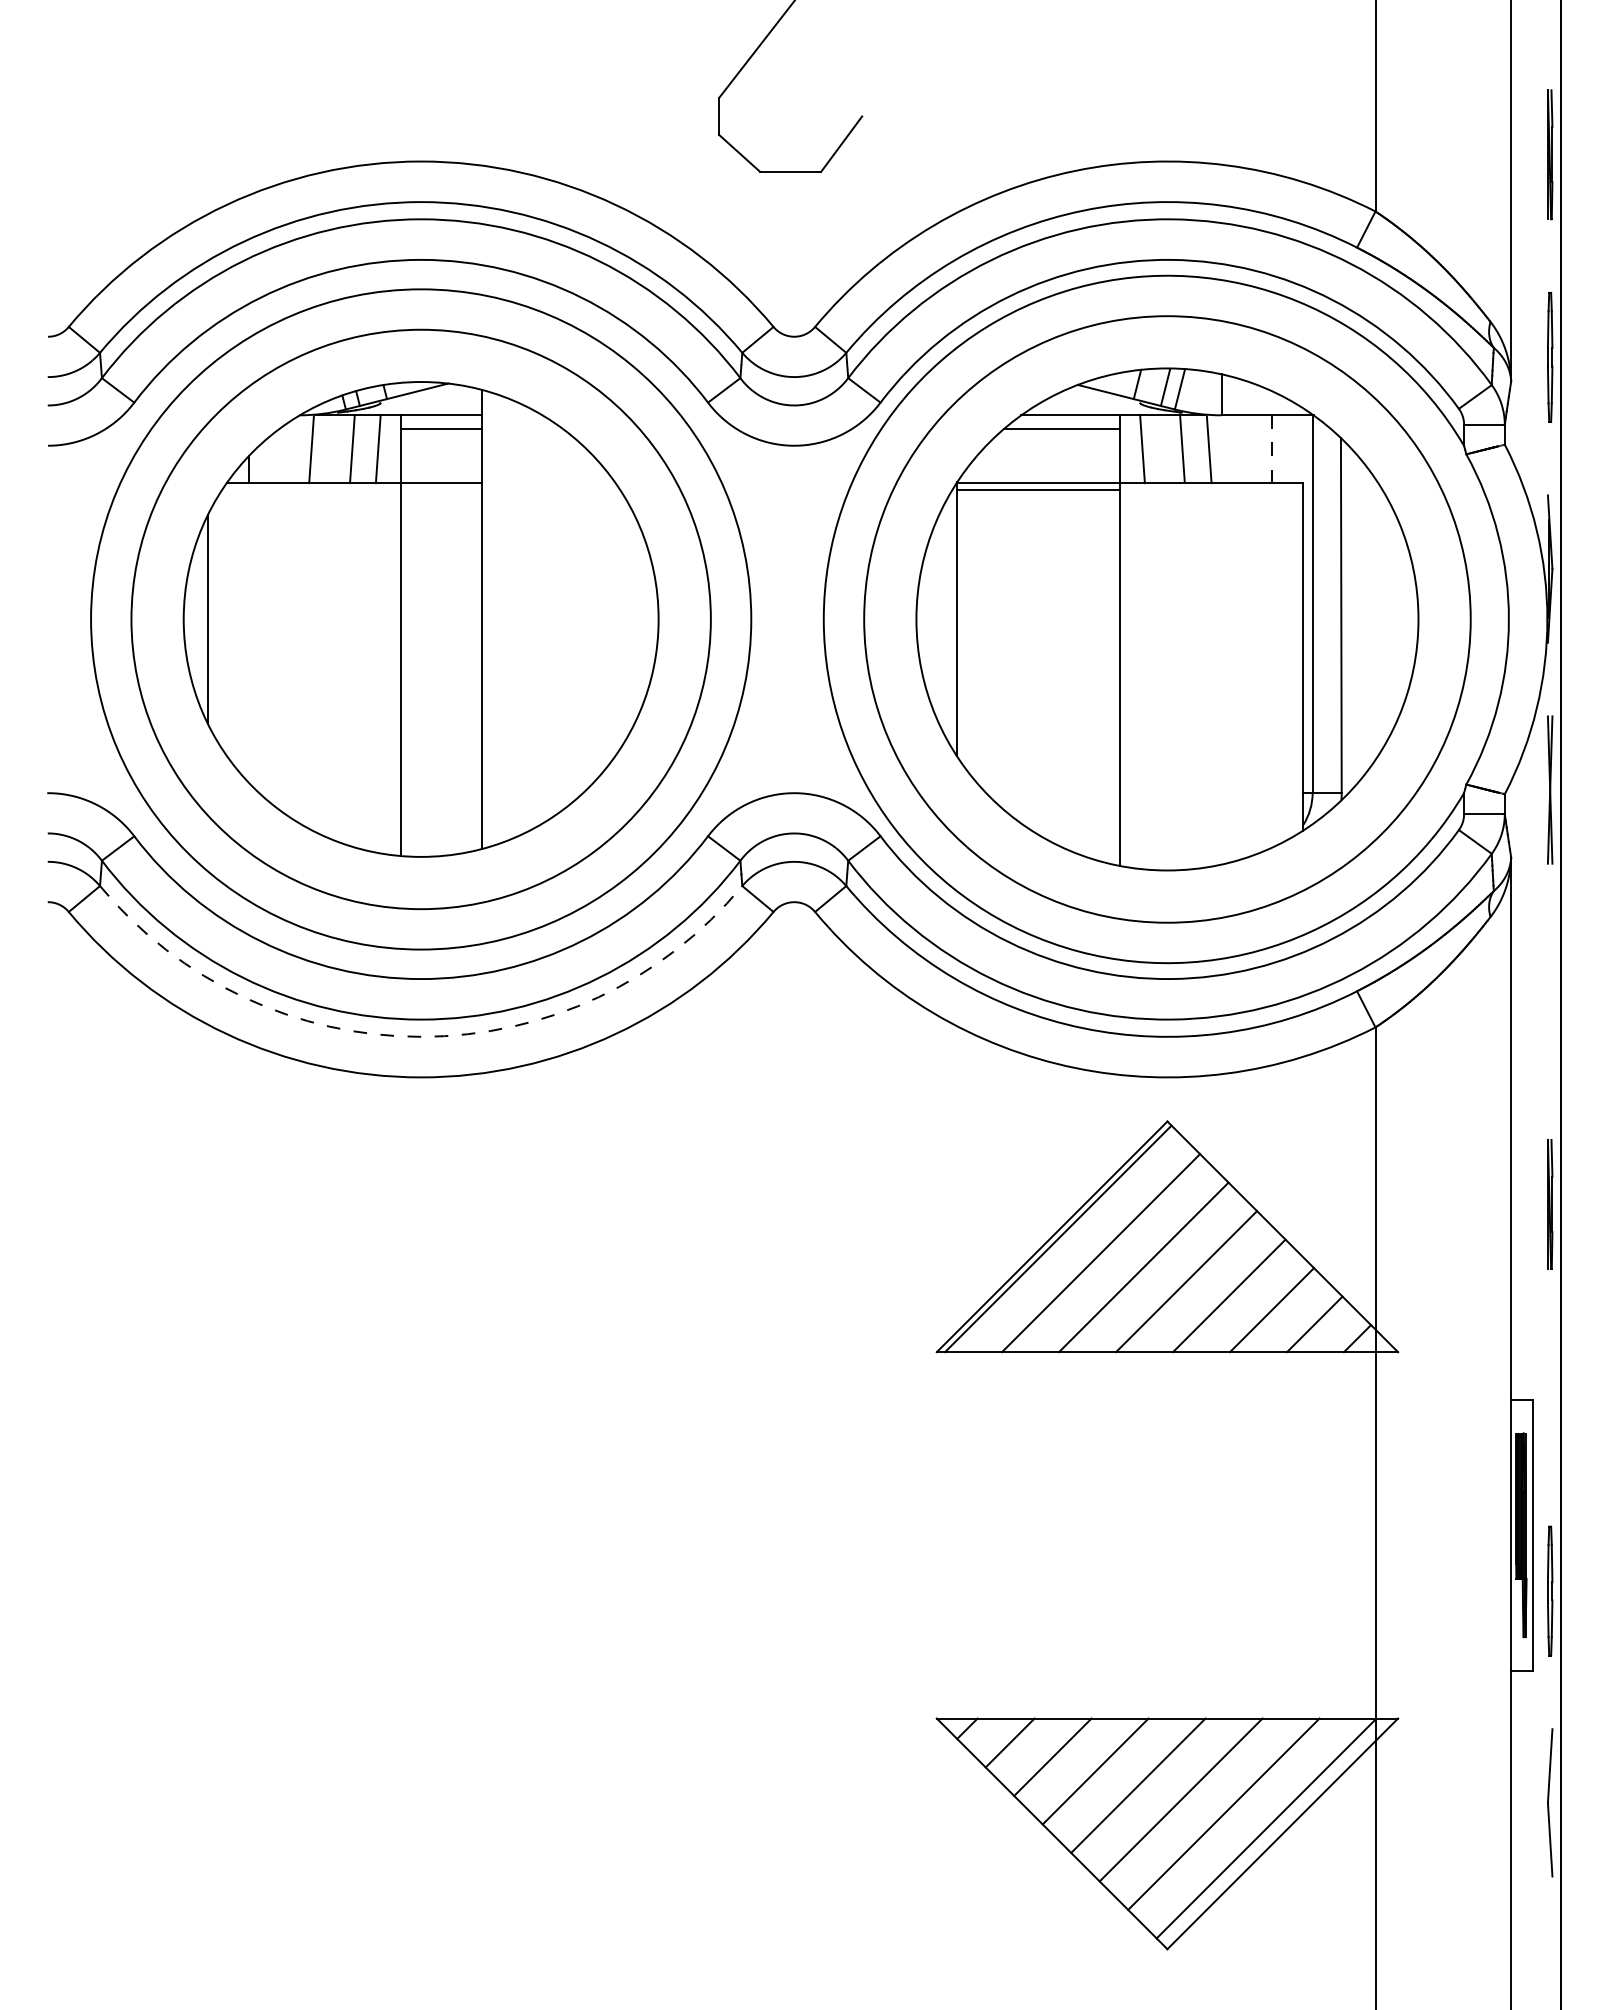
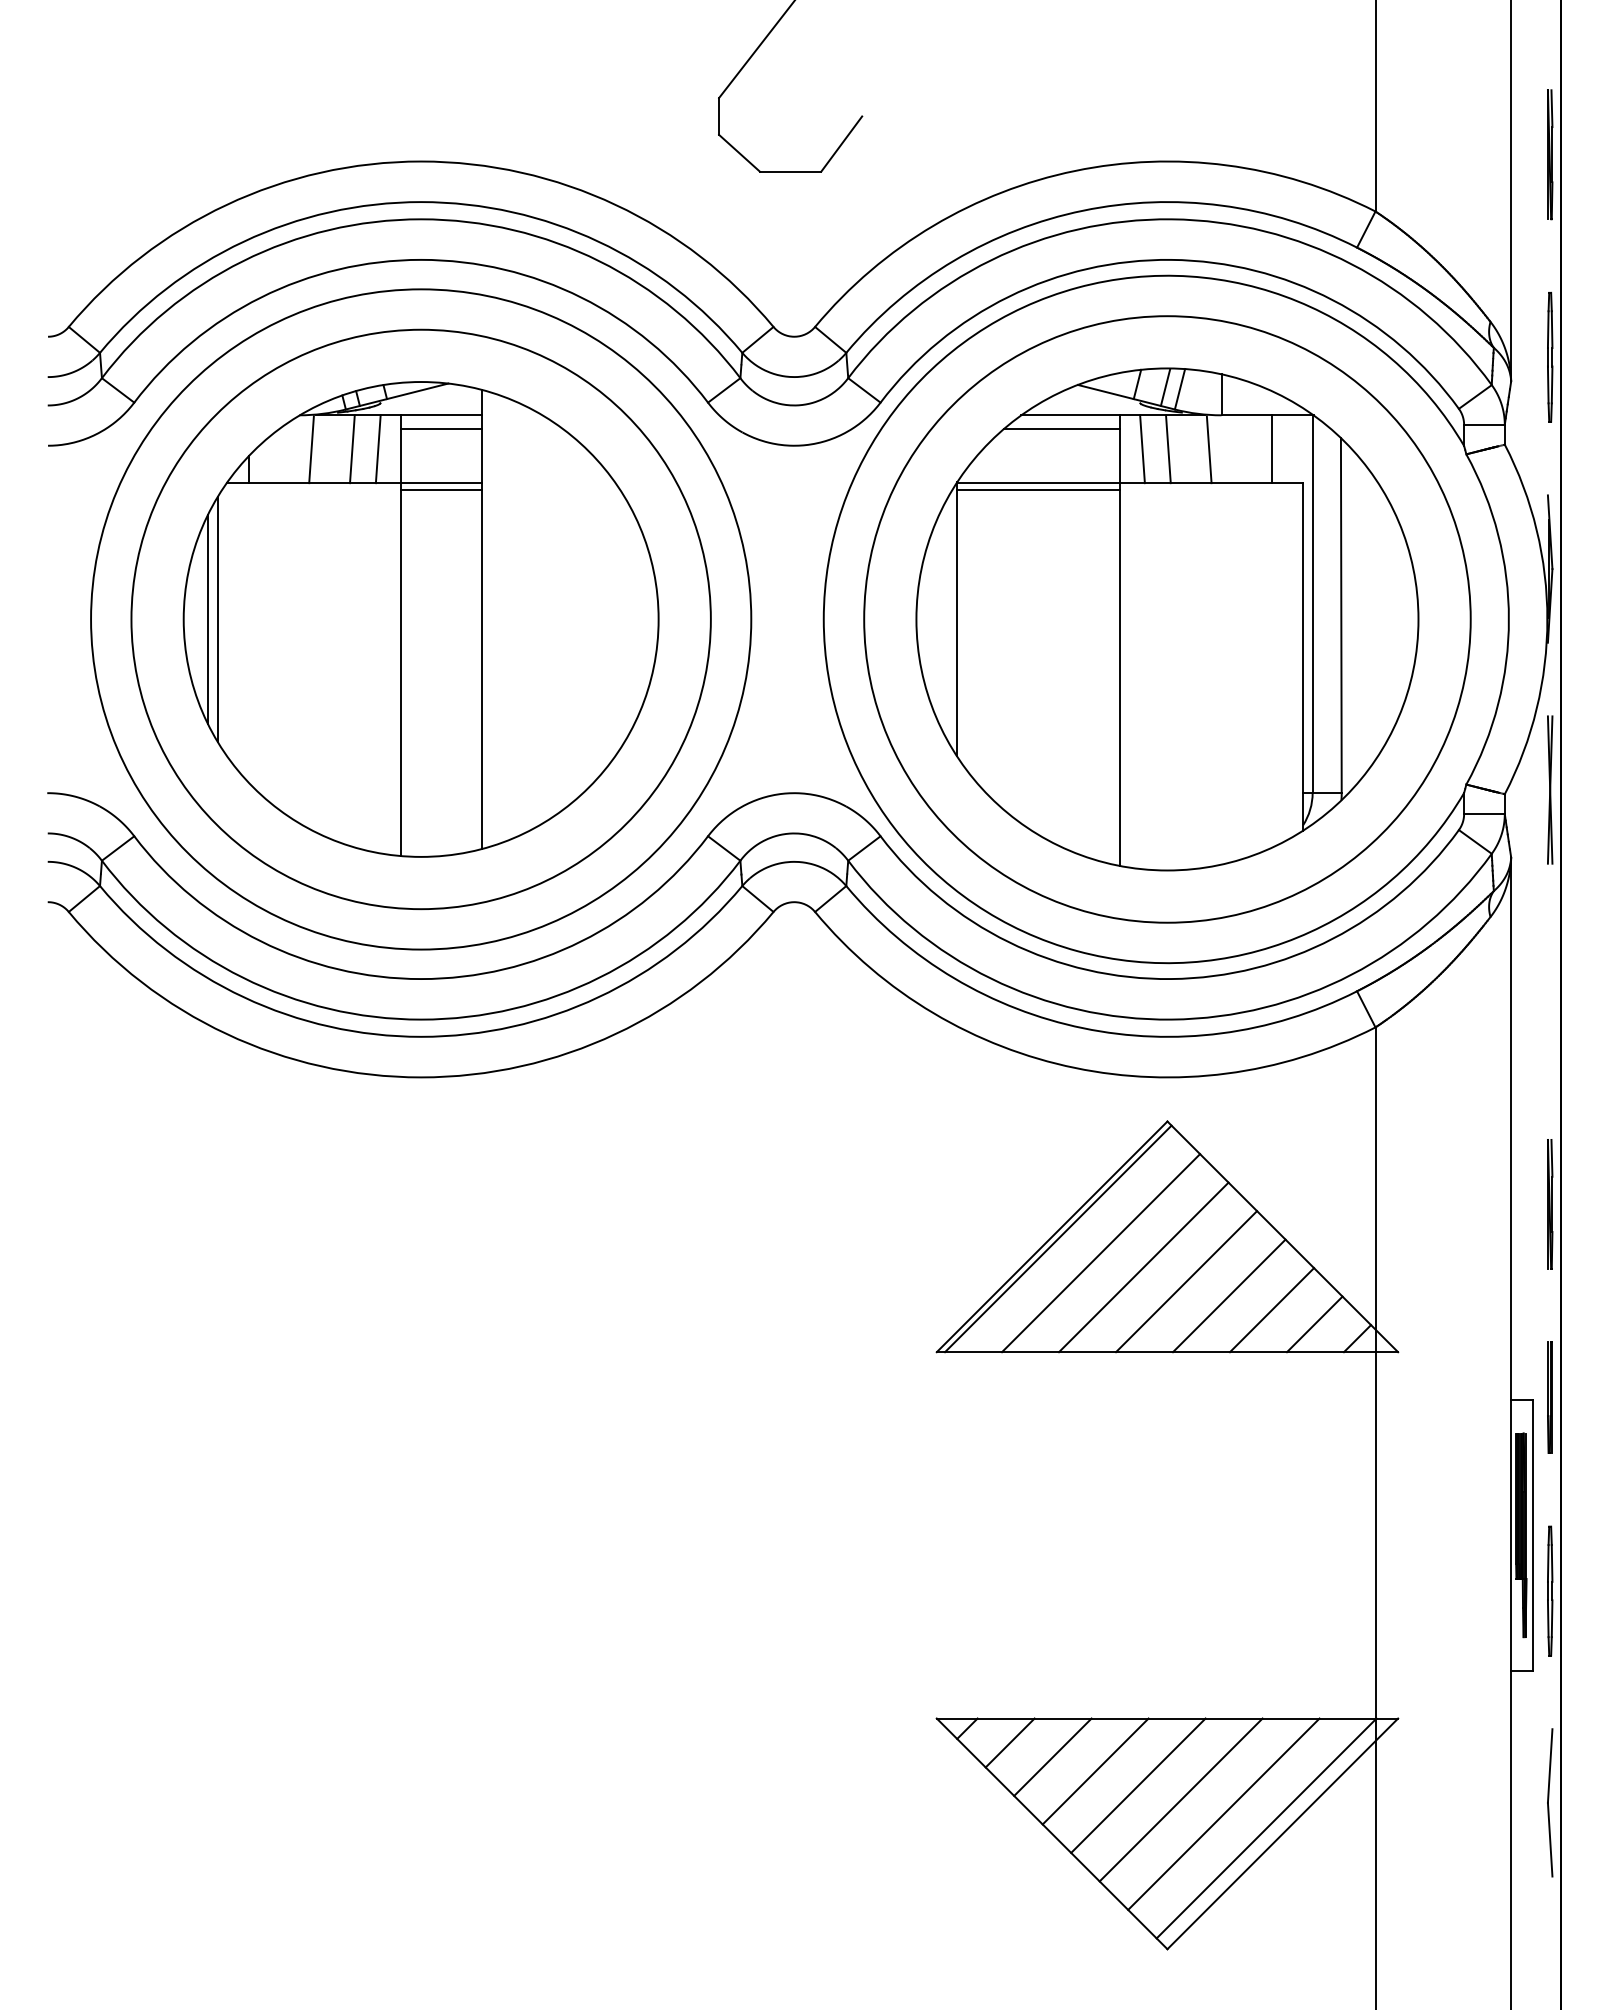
line position: (1182, 448) -> (1168, 449) (1168, 449)
line: dashed -> solid (1271, 449)
line: none -> present (441, 489)
line: none -> present (217, 619)
arc: dashed -> solid (421, 1036)
part: none -> present (1549, 1397)
